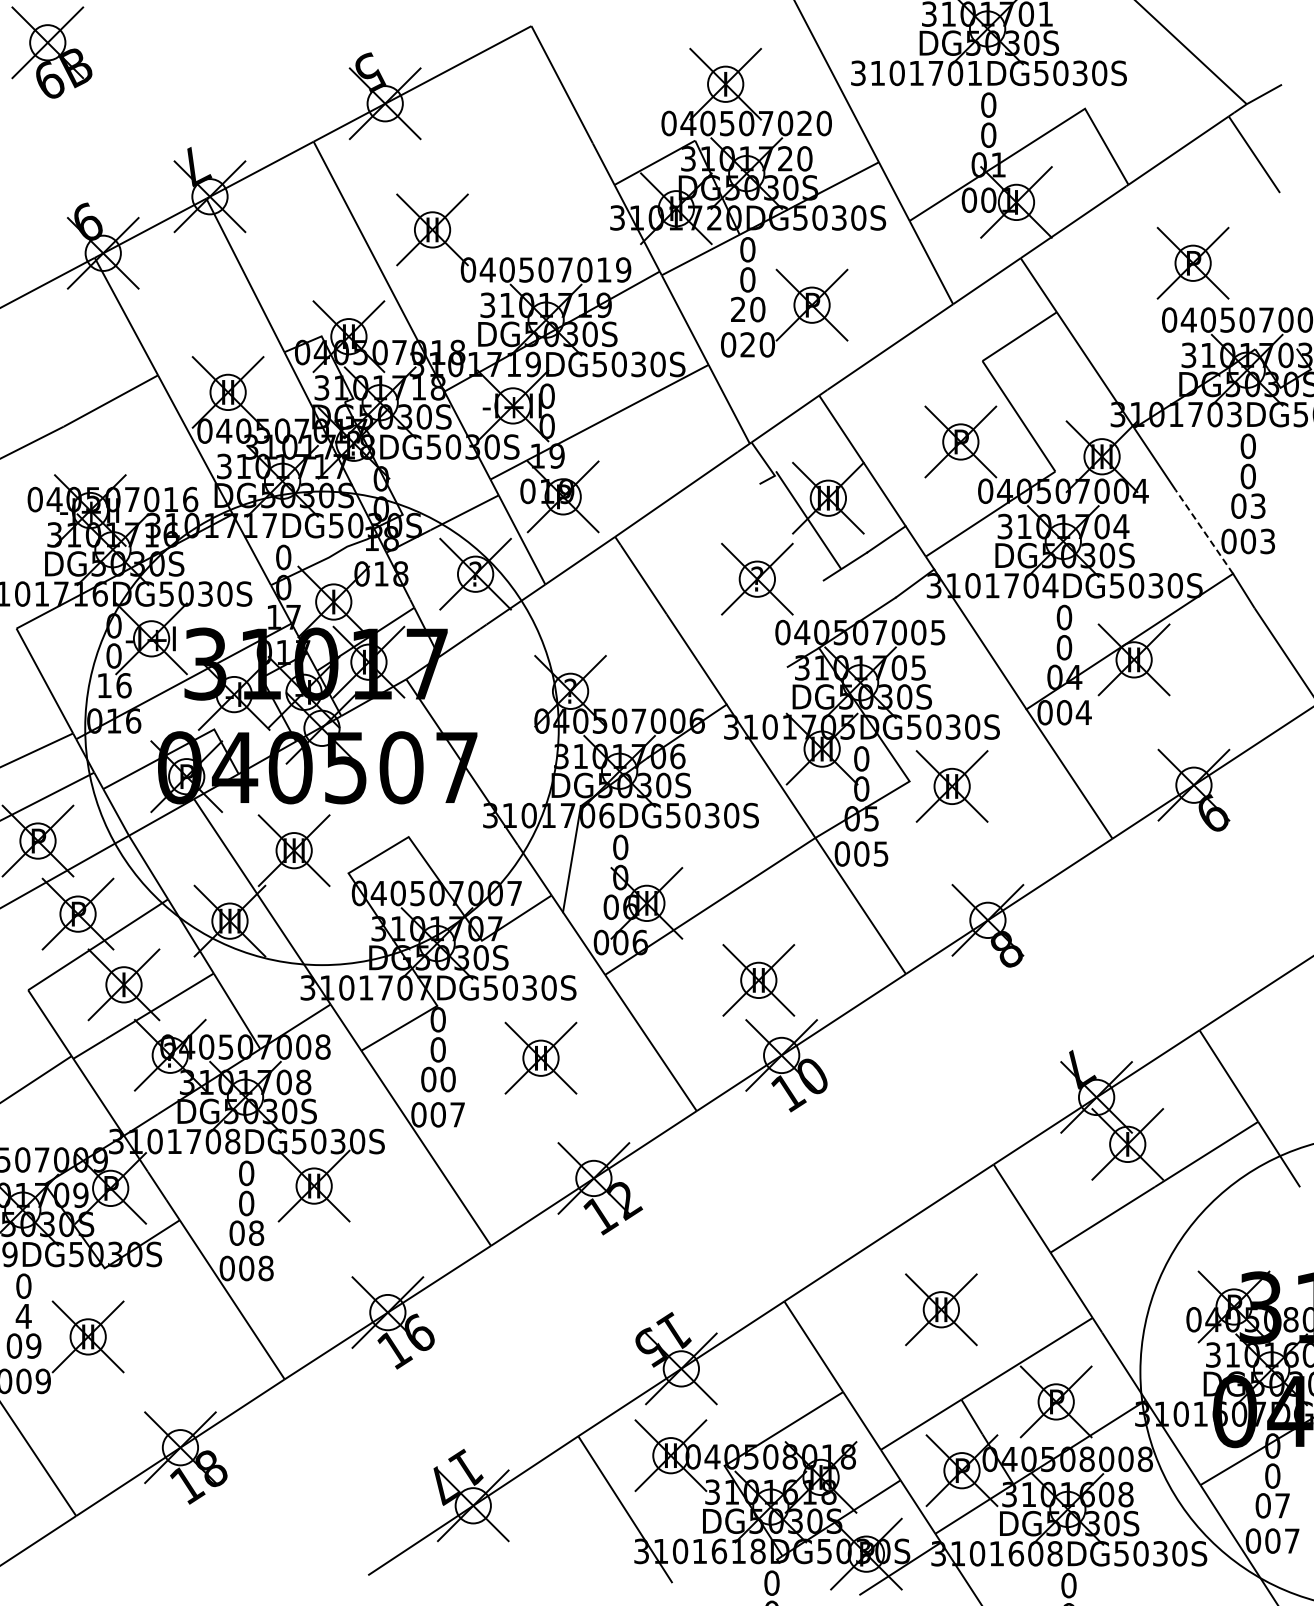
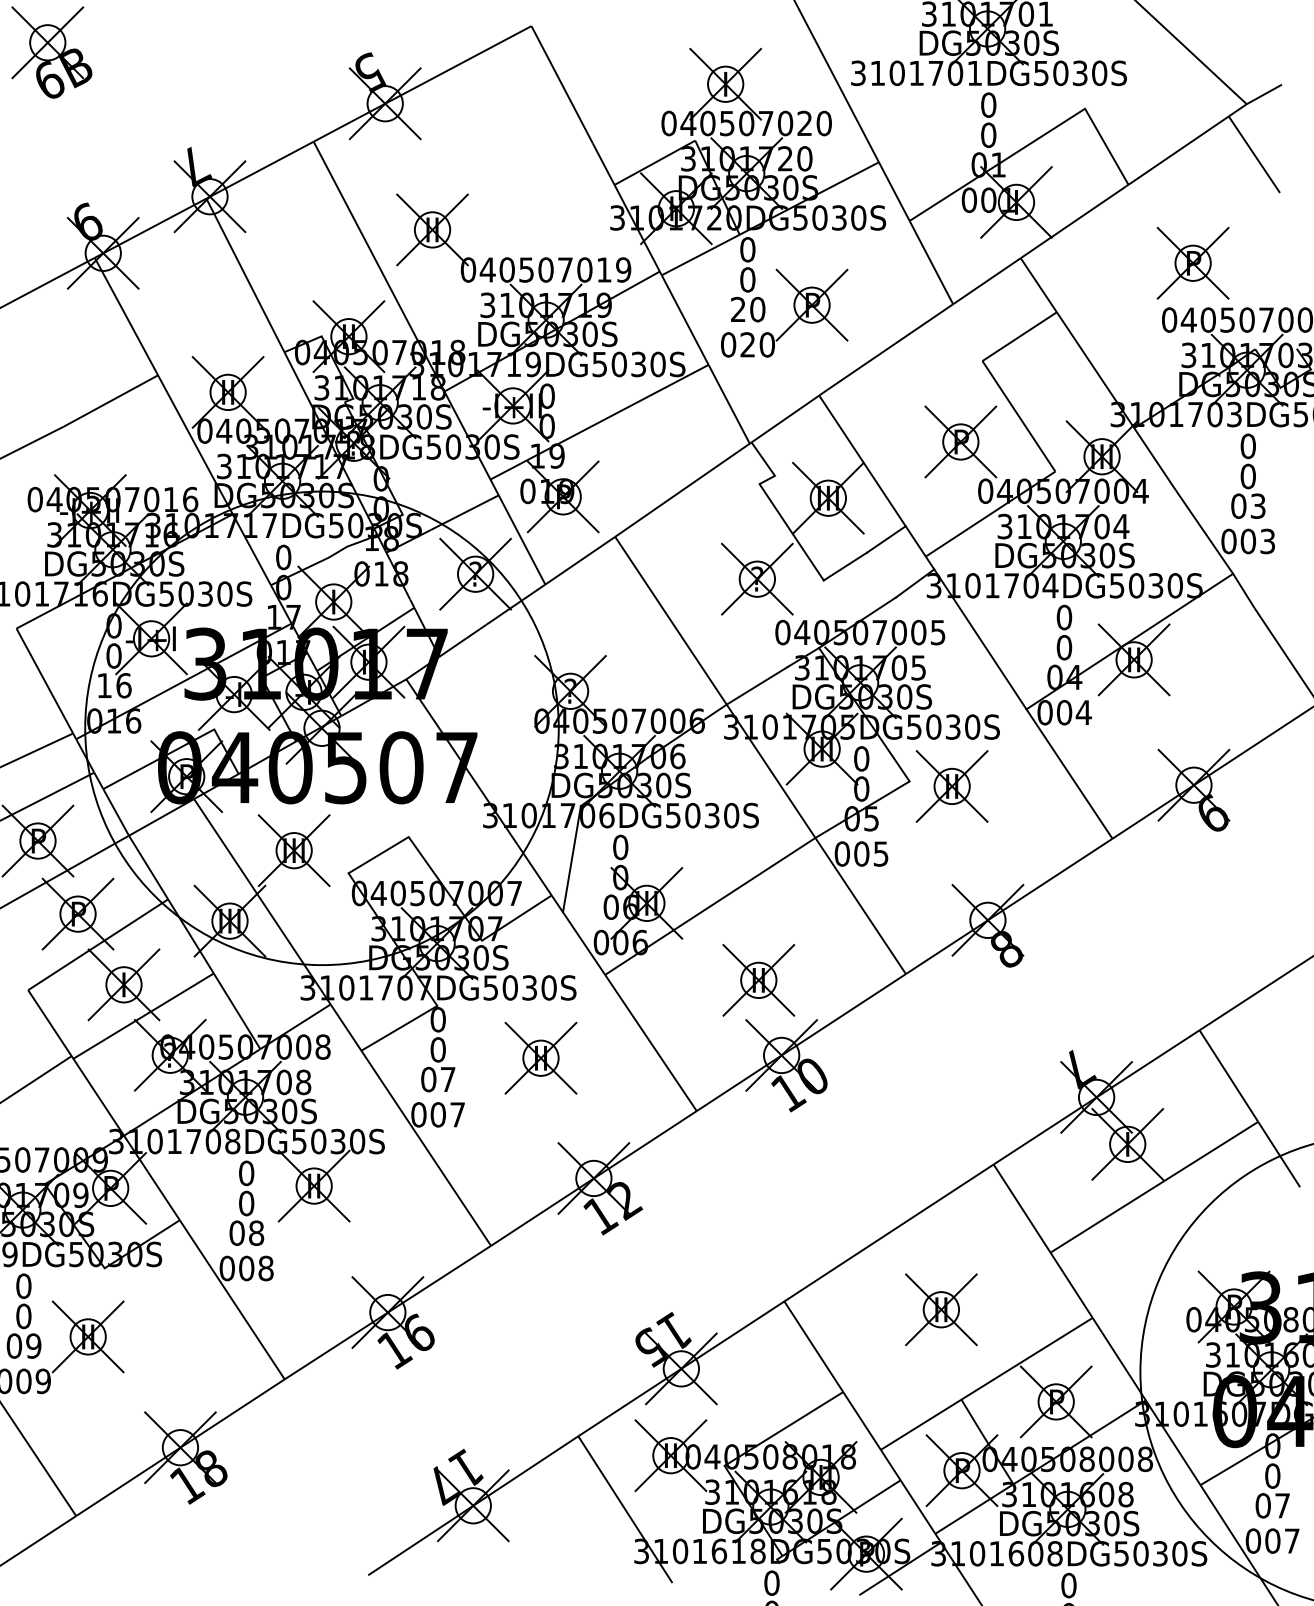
line position: (808, 520) -> (791, 532) (791, 532)
line: dashed -> solid (1204, 532)
line: none -> present (756, 685)
text: 00 -> 07 (447, 1079)
text: 4 -> 0 (23, 1316)
